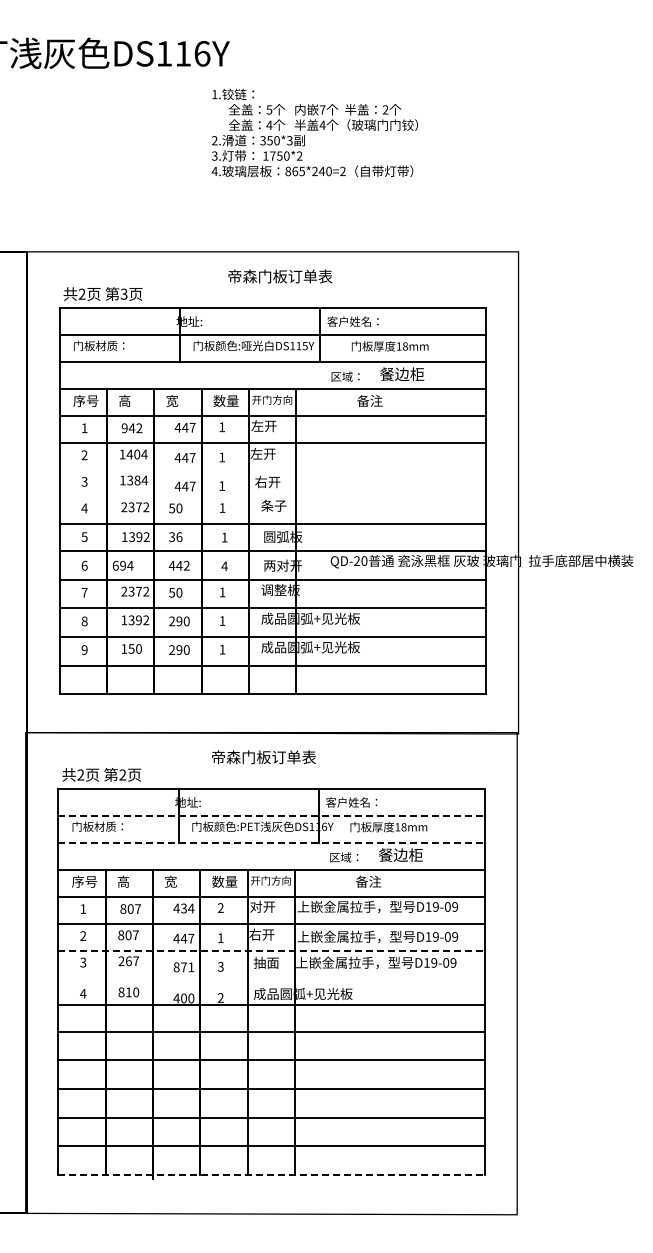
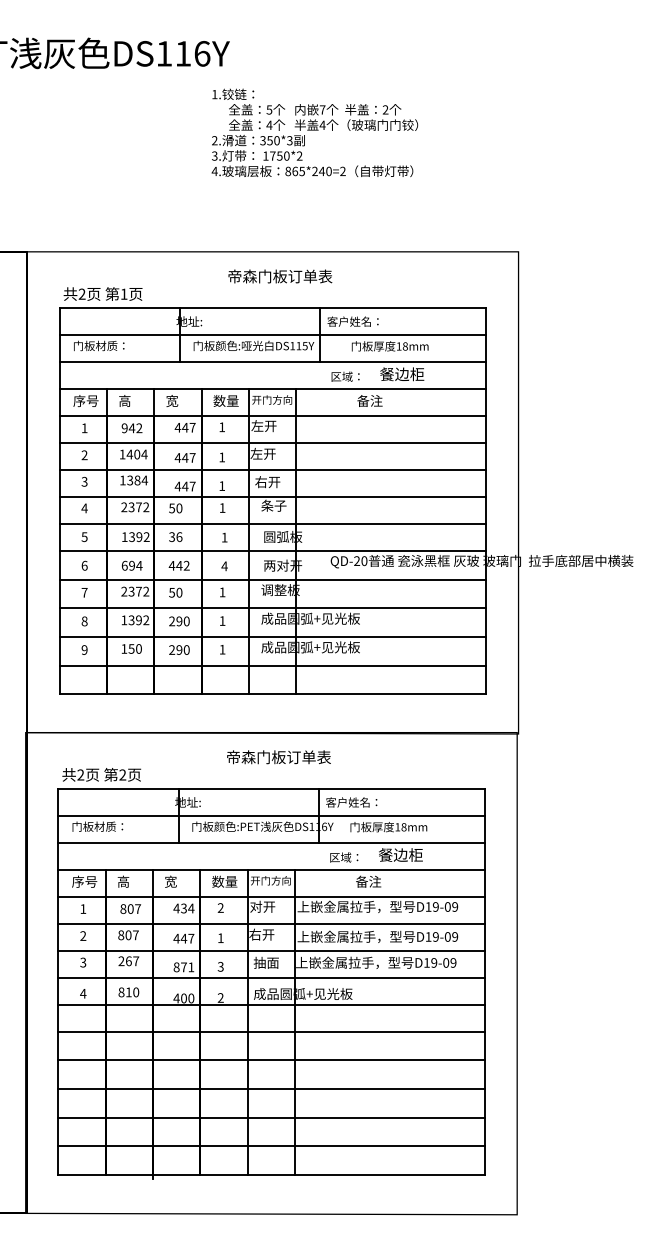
text: 3 -> 1 (123, 293)
line: none -> present (272, 469)
line: none -> present (272, 496)
text position: (123, 565) -> (132, 565) (132, 565)
text position: (263, 757) -> (278, 757) (278, 757)
line: dashed -> solid (271, 815)
line: dashed -> solid (271, 842)
line: dashed -> solid (271, 950)
line: none -> present (271, 977)
line: dashed -> solid (271, 1175)
